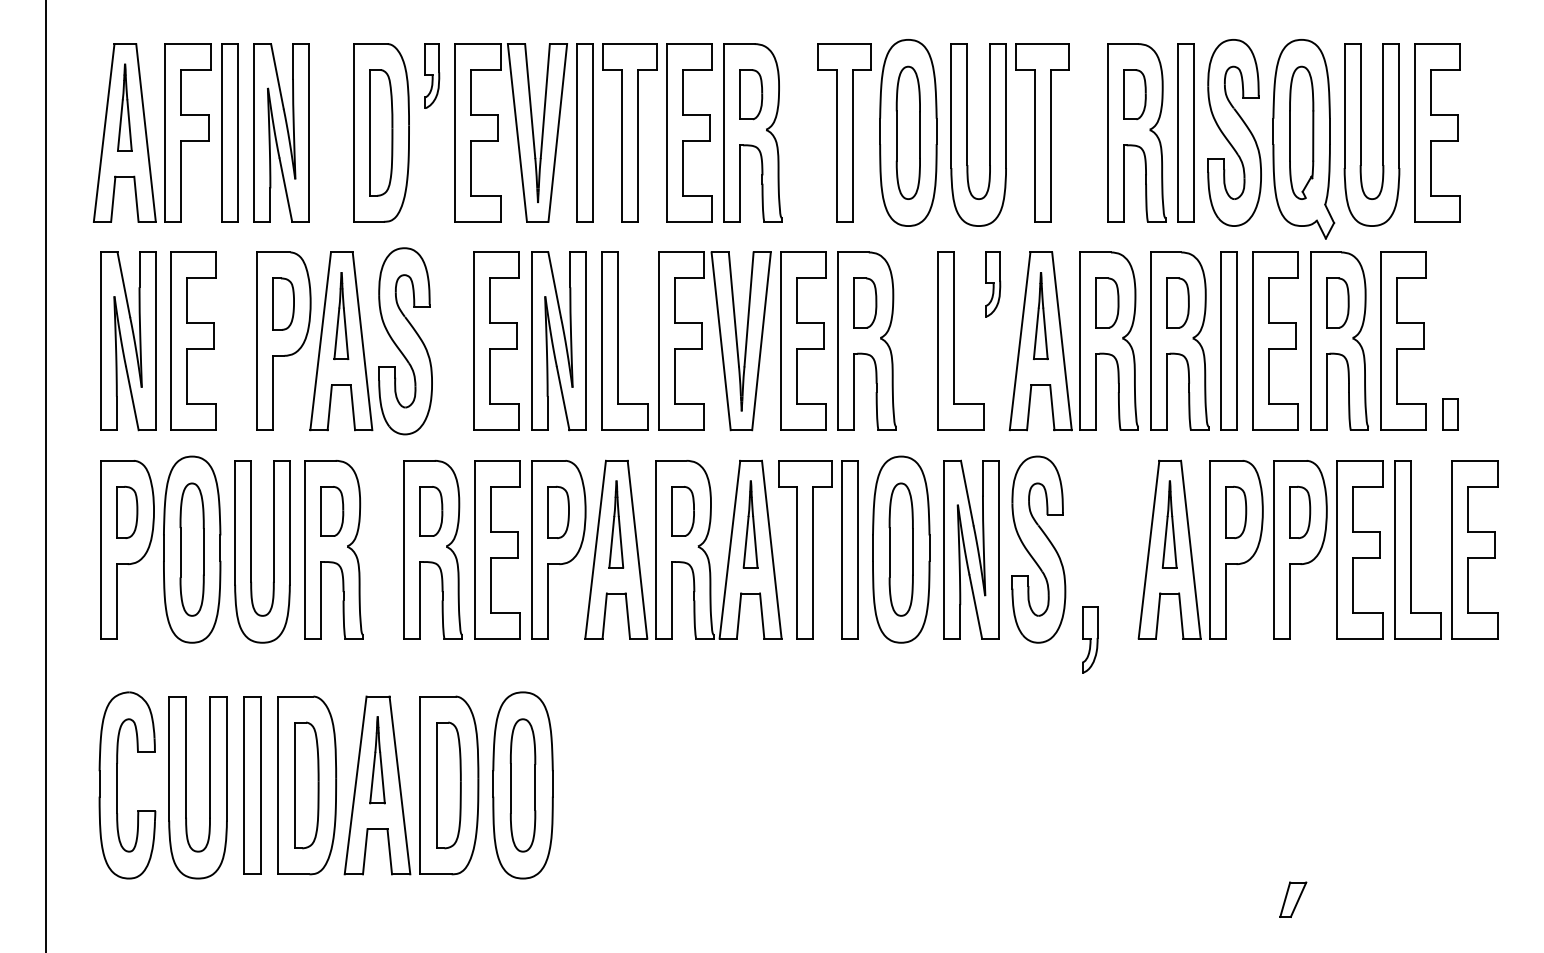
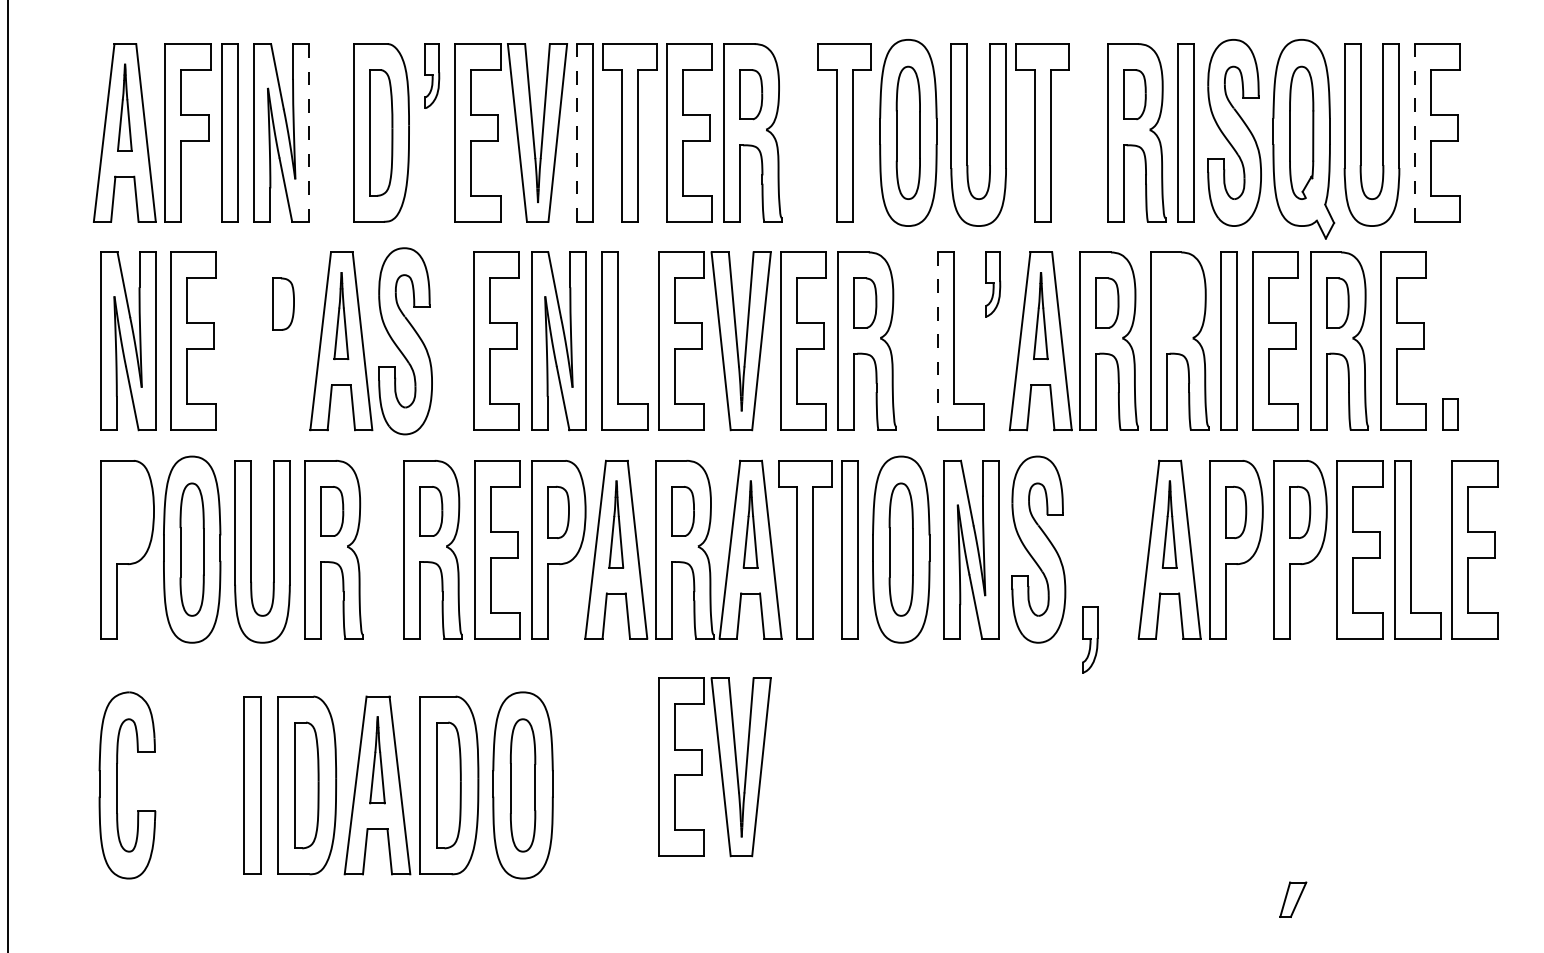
line: solid -> dashed (309, 132)
line: solid -> dashed (577, 132)
line: solid -> dashed (1414, 132)
part: present -> none (1177, 302)
part: present -> none (283, 340)
line: solid -> dashed (937, 341)
line position: (46, 475) -> (8, 475) (8, 475)
part: present -> none (127, 511)
part: none -> present (714, 767)
part: present -> none (186, 787)
